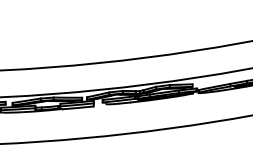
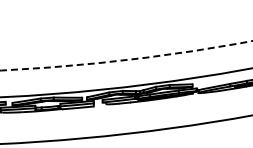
circle: solid -> dashed (126, 55)
